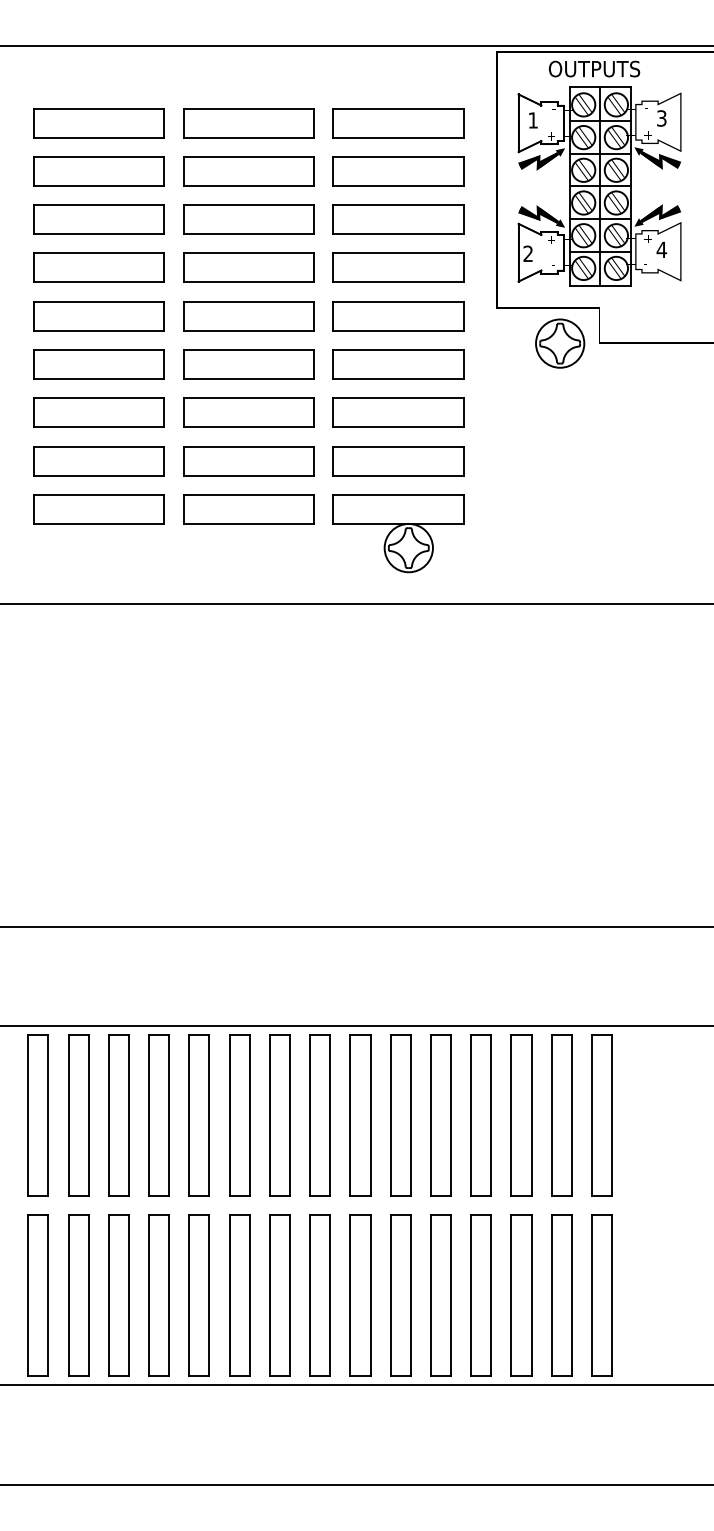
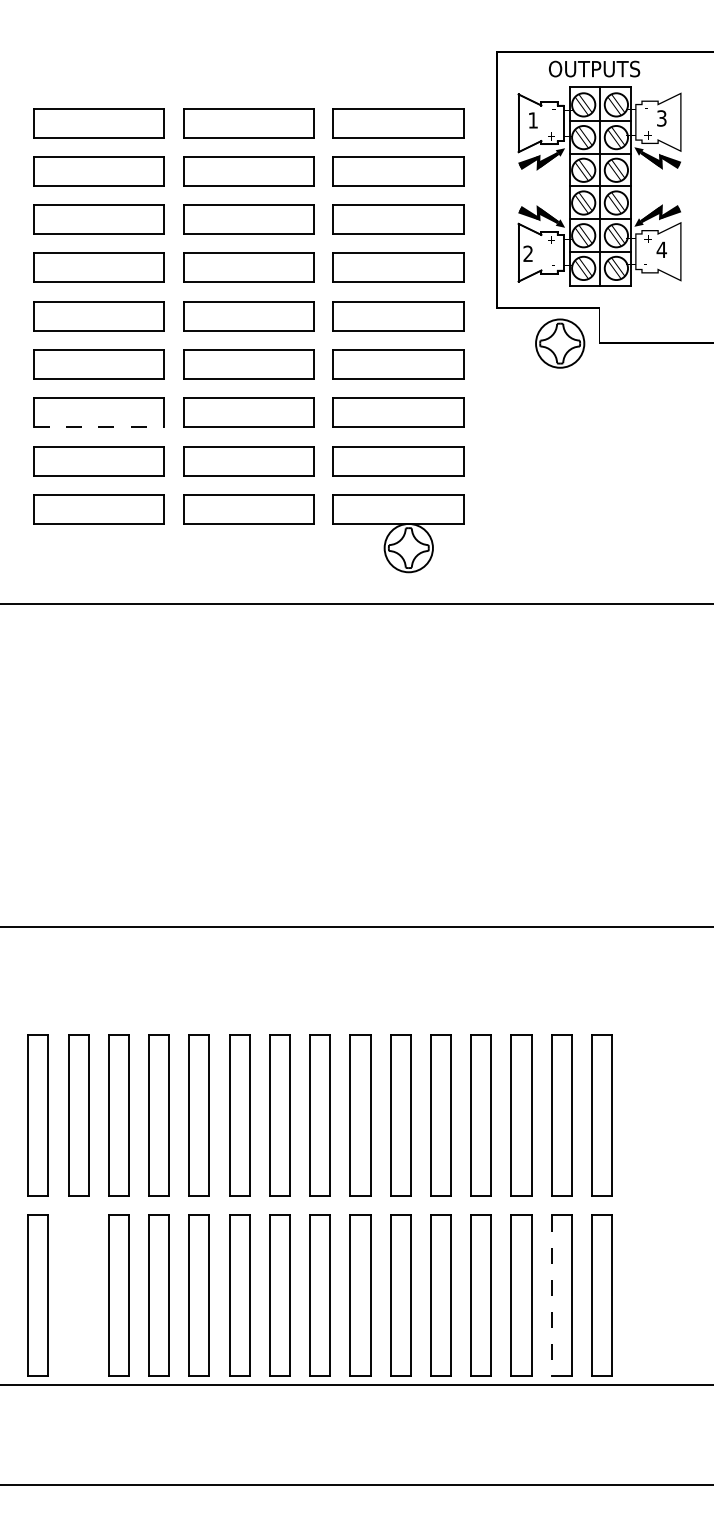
line: present -> none (356, 45)
line: solid -> dashed (99, 427)
line: present -> none (356, 1026)
part: present -> none (78, 1295)
line: solid -> dashed (551, 1295)
